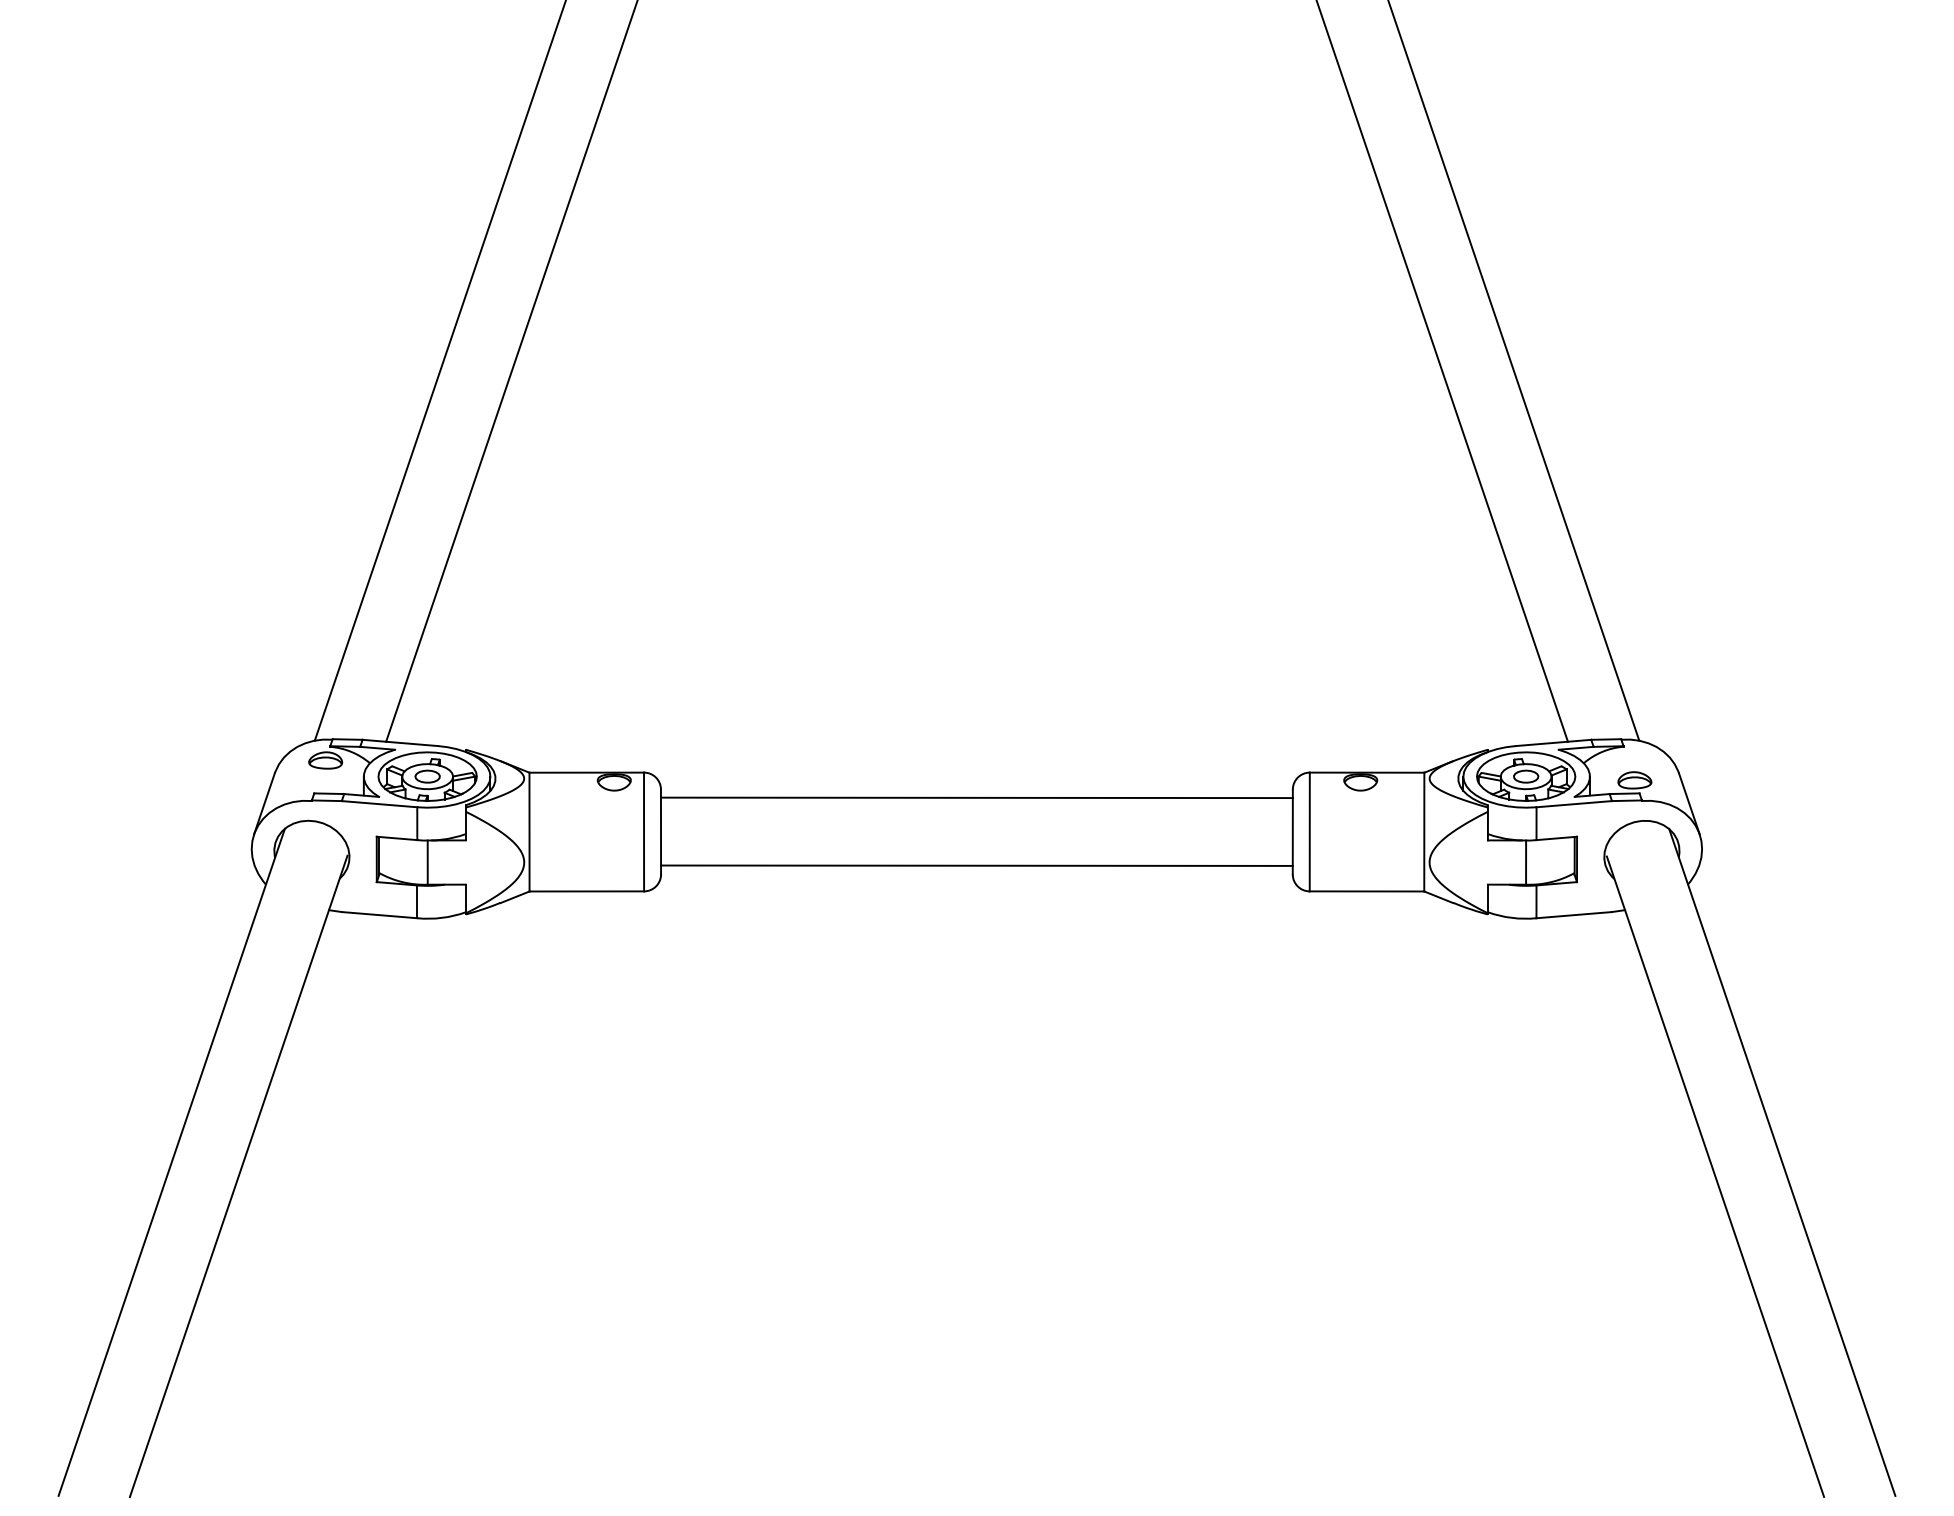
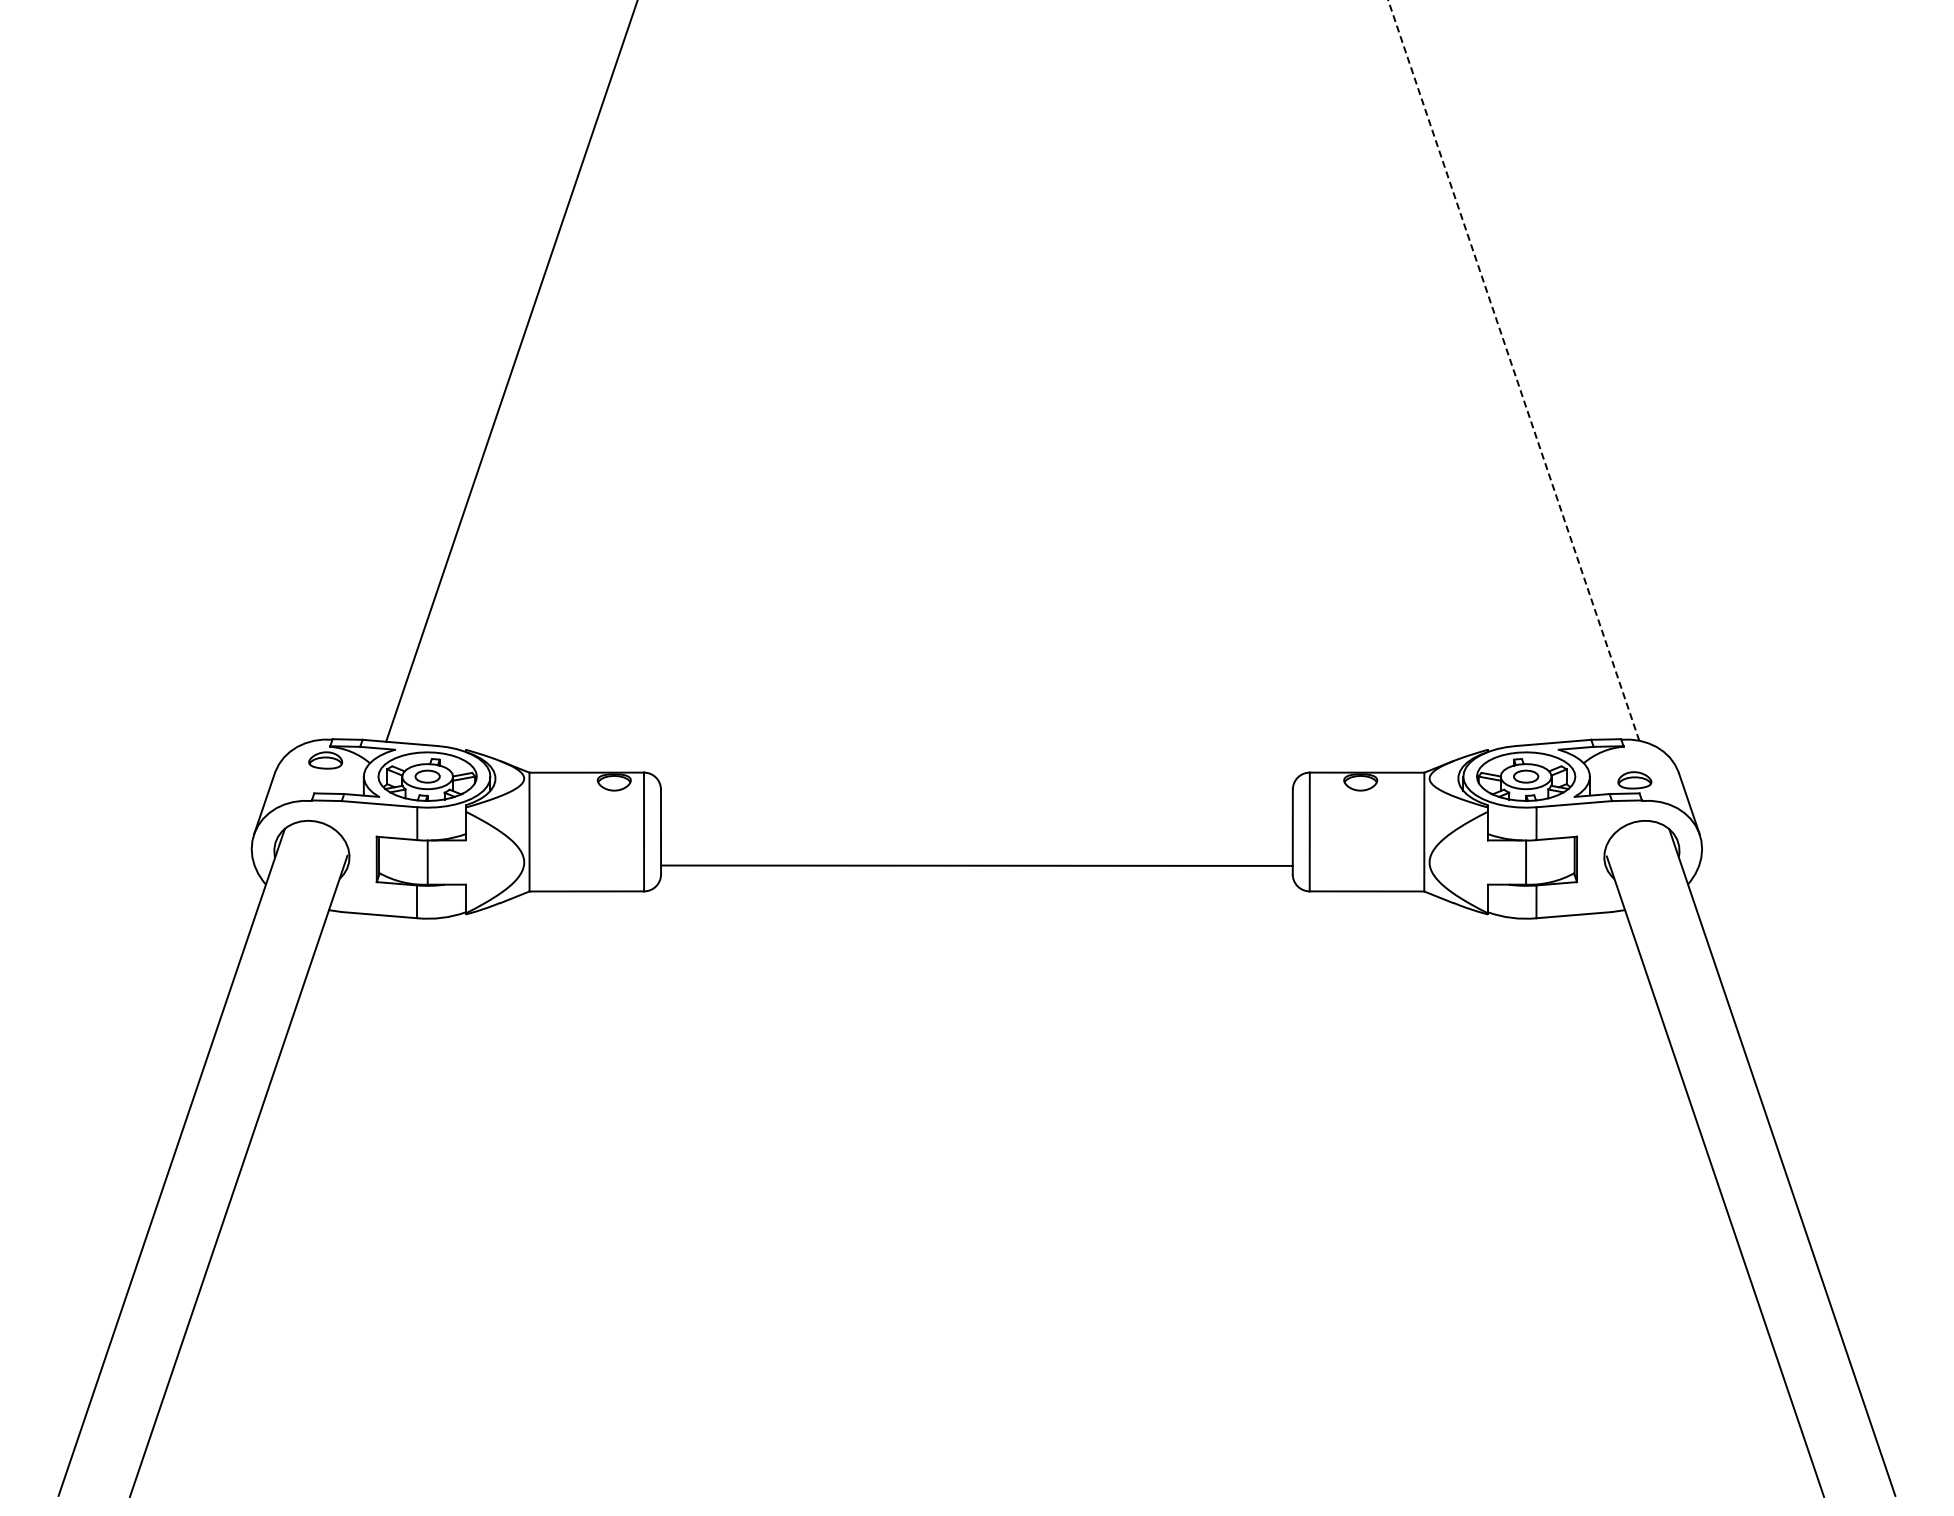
line: solid -> dashed (1513, 370)
line: present -> none (439, 371)
line: present -> none (1442, 371)
line: present -> none (976, 797)
